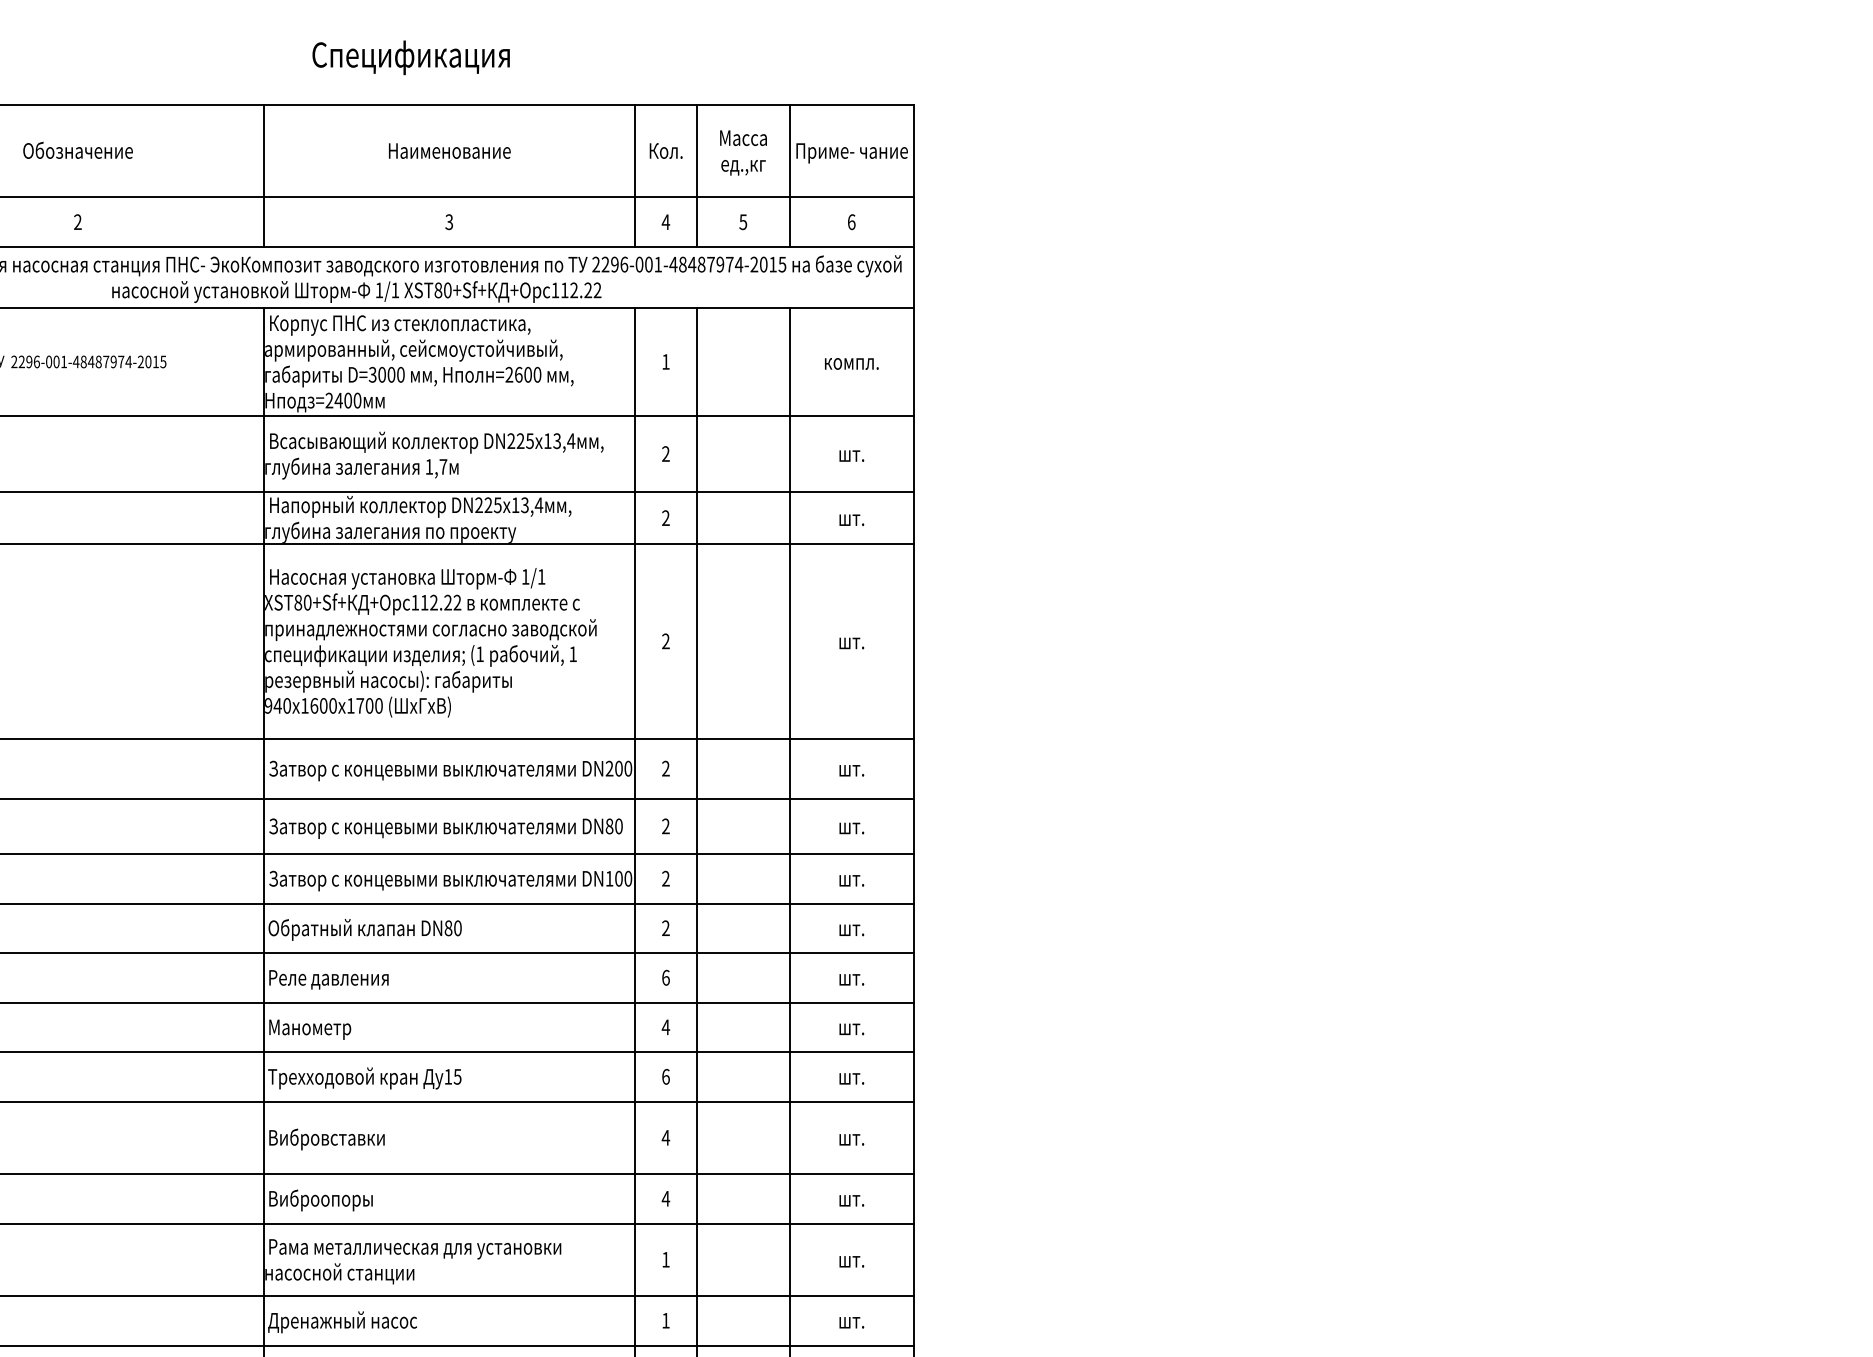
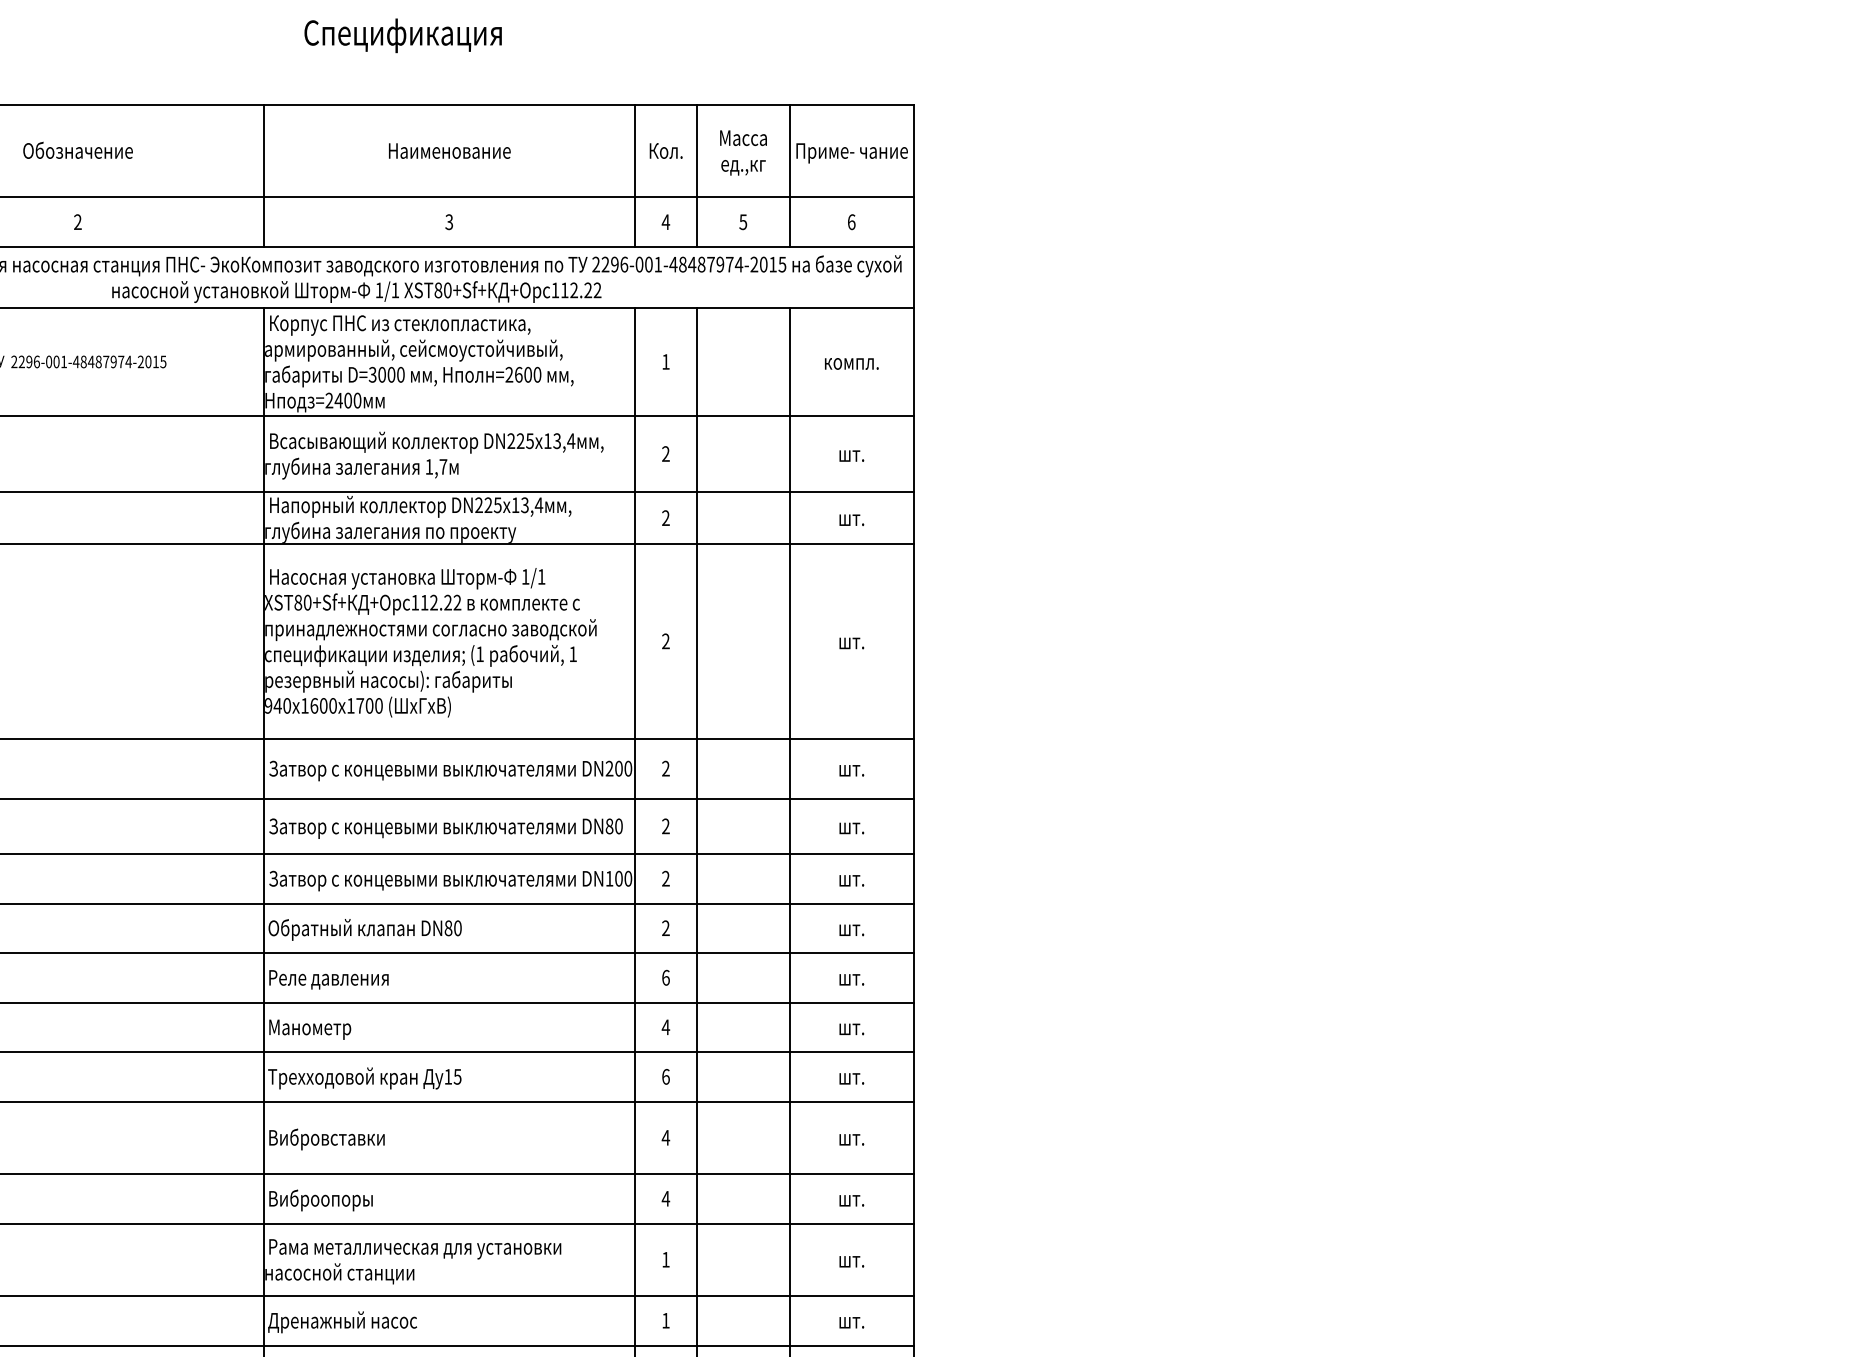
text position: (410, 57) -> (402, 35) (402, 35)
